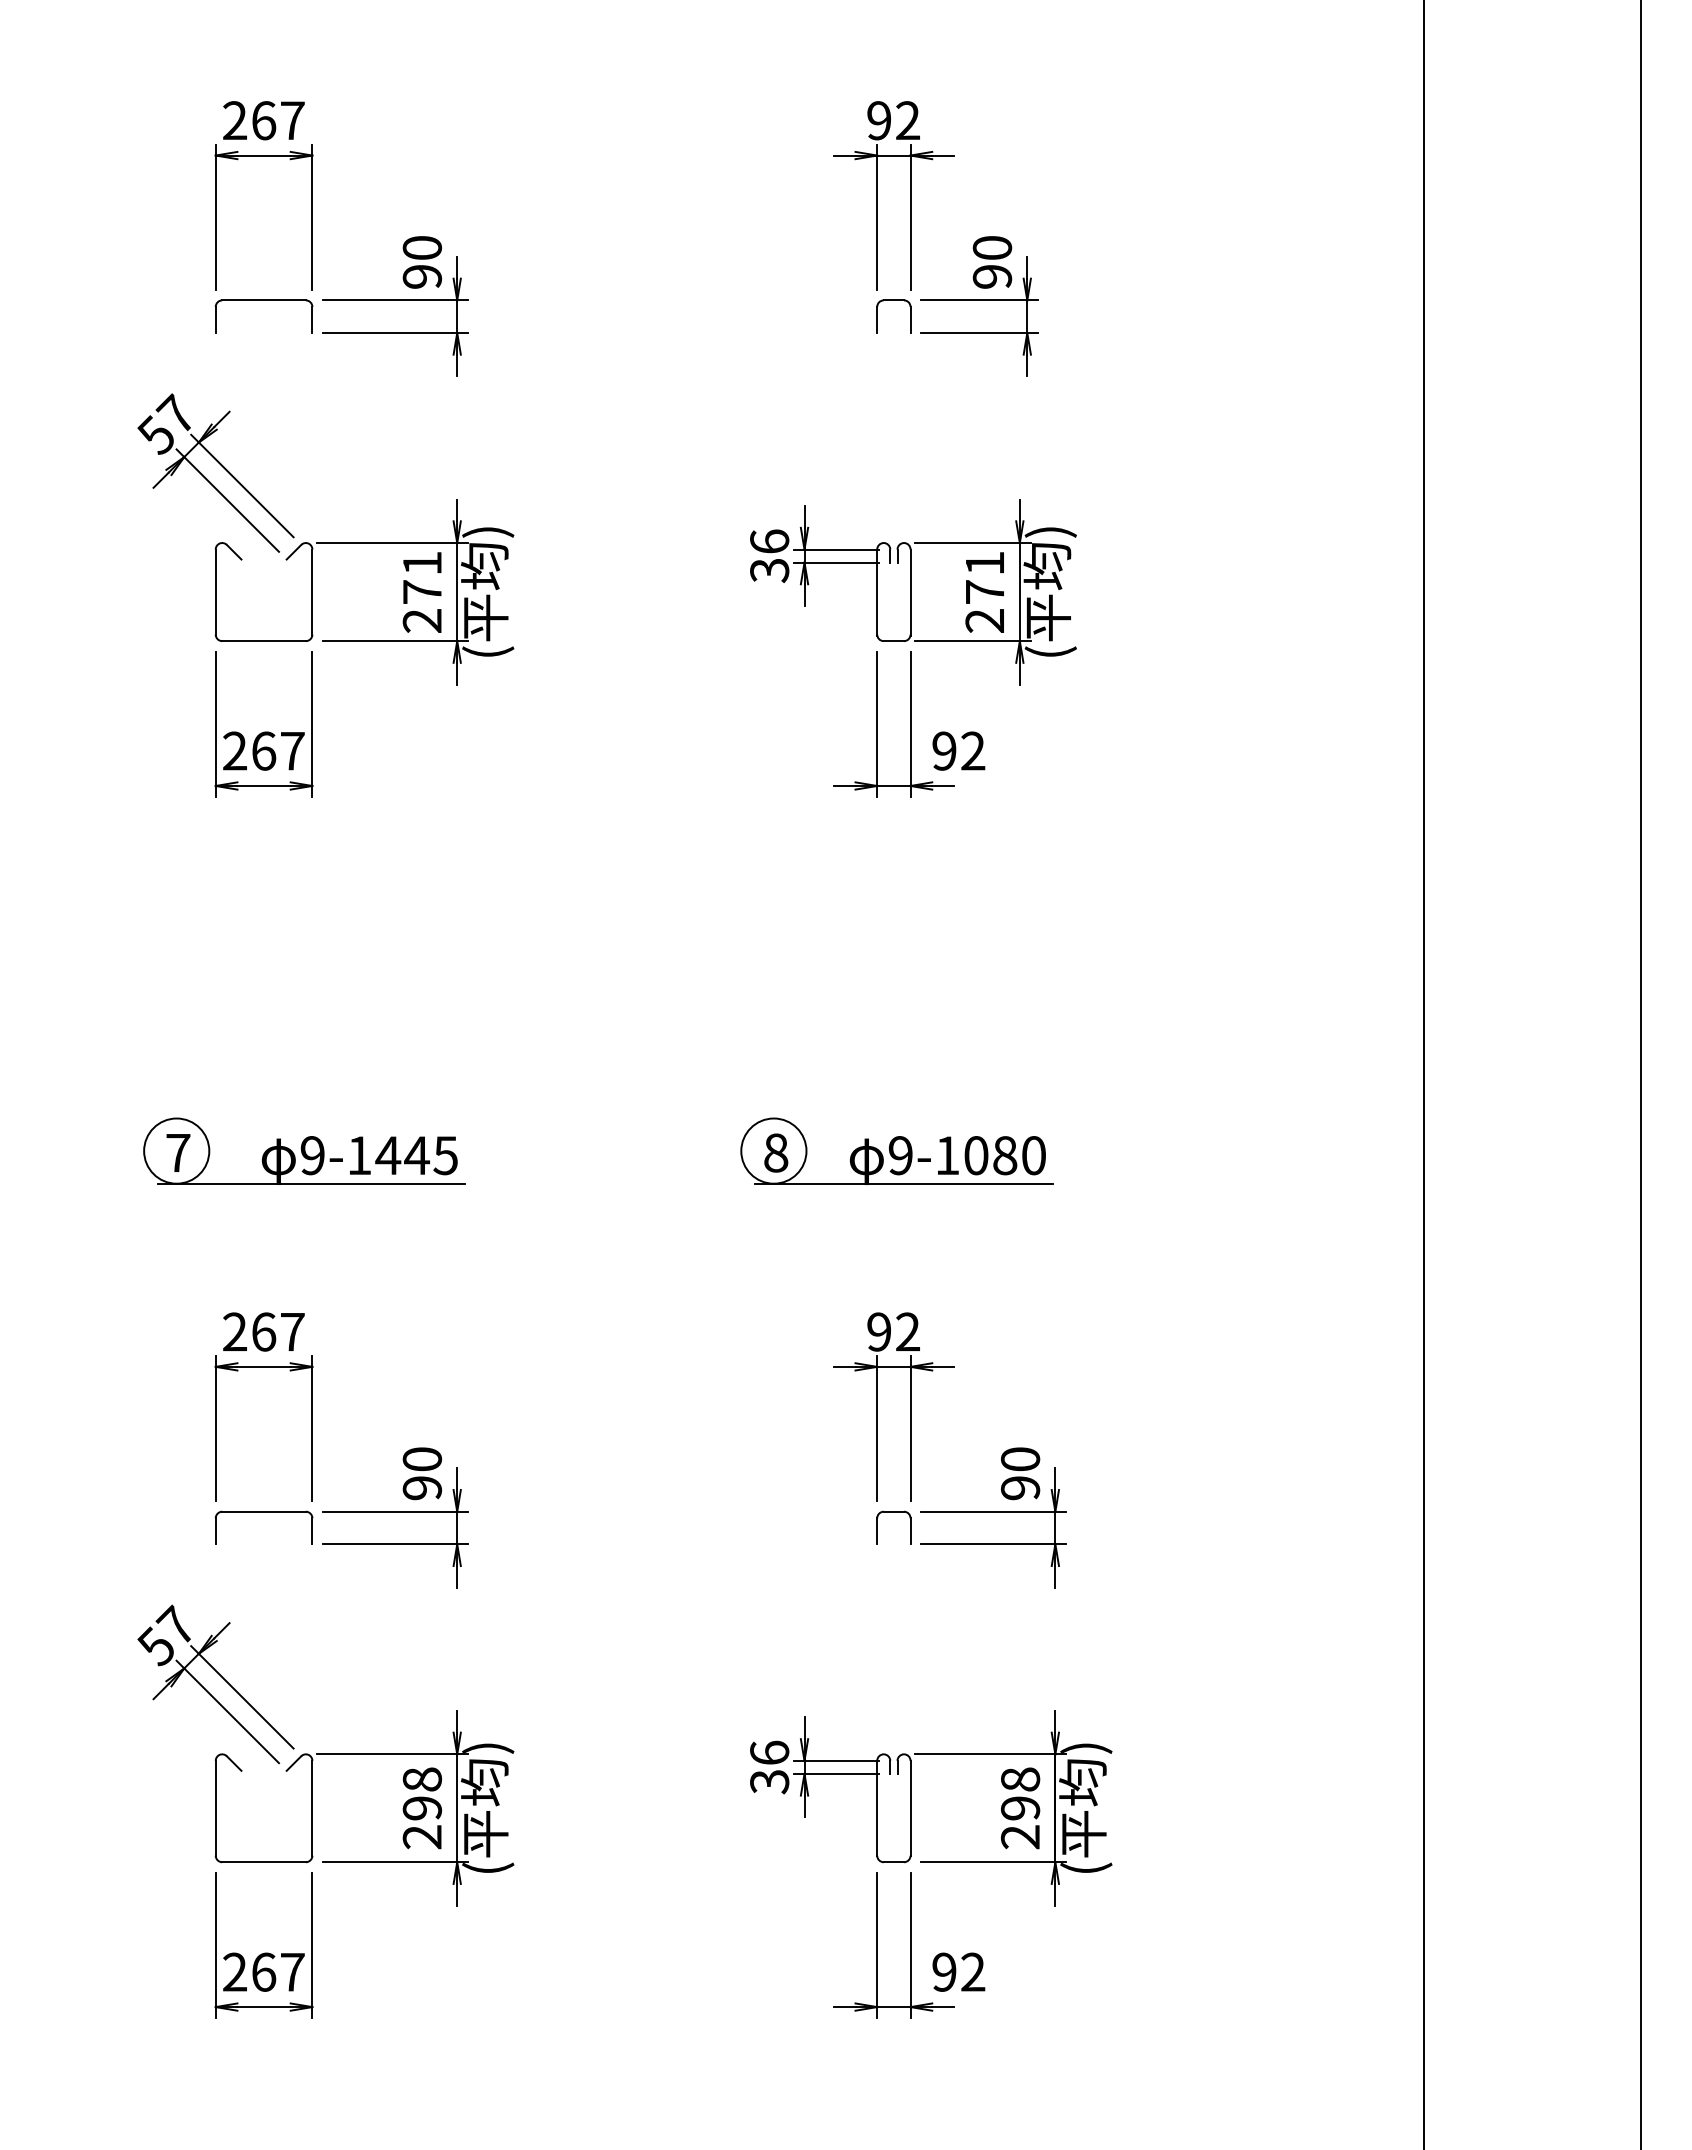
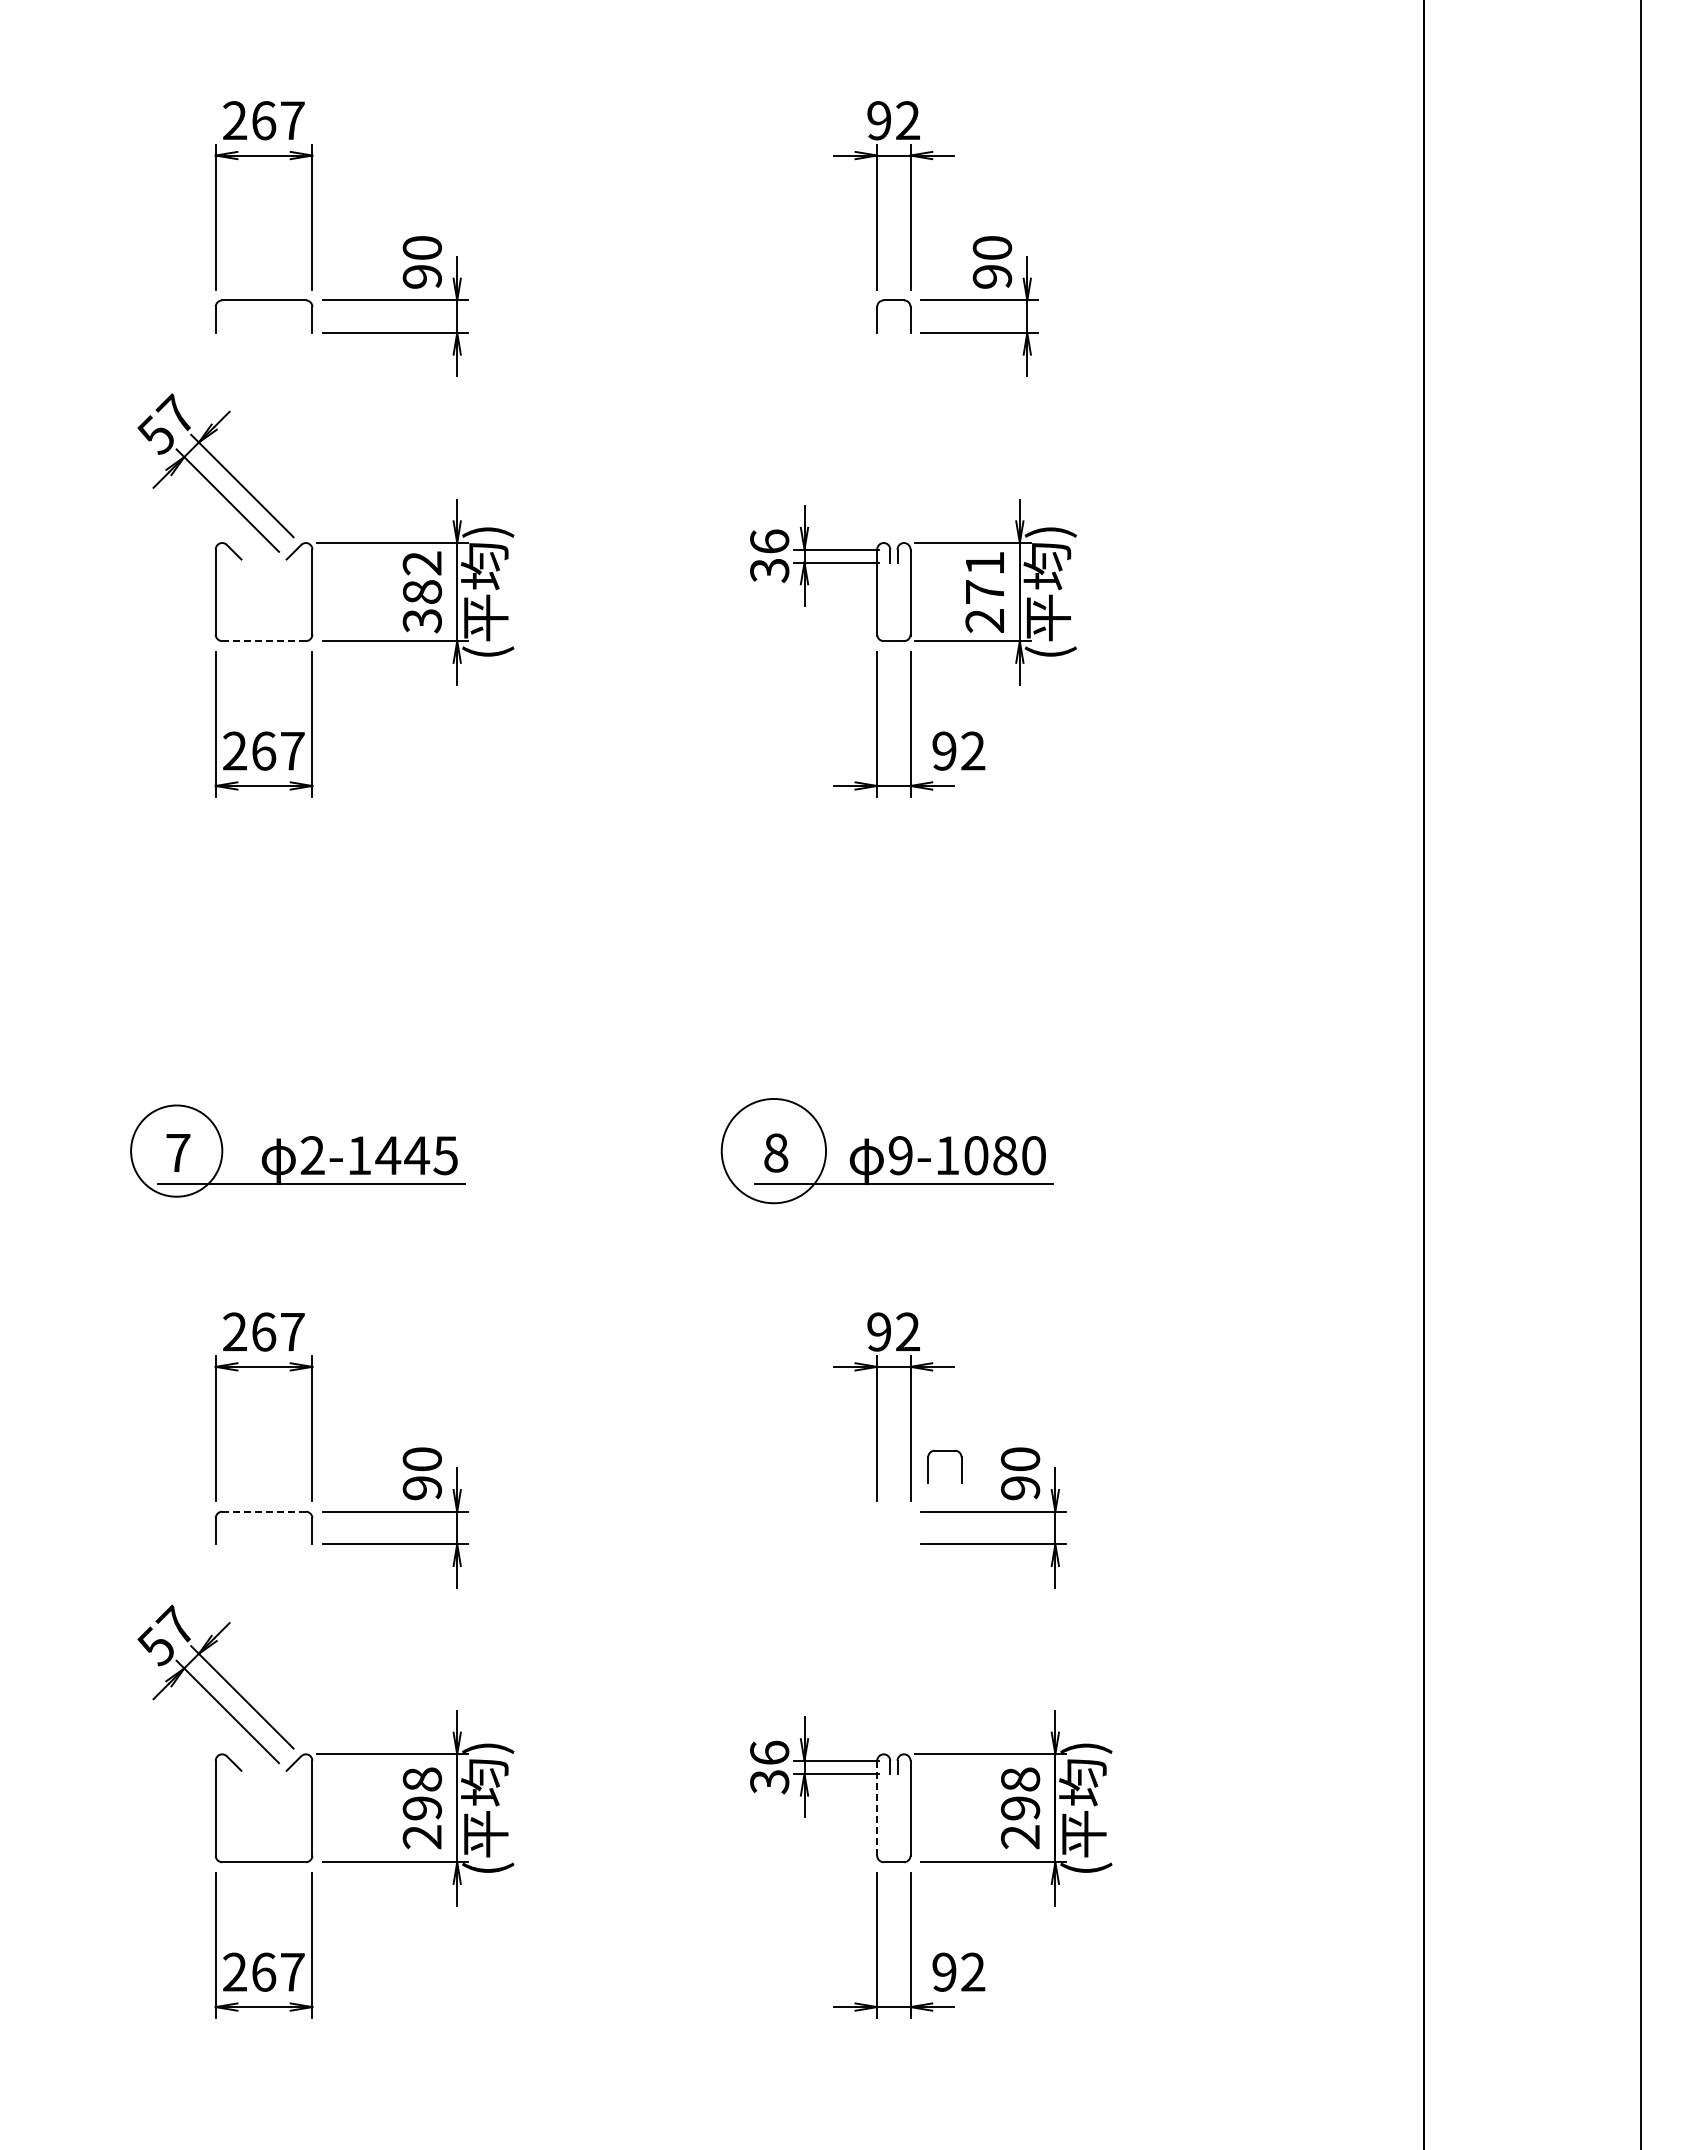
text: 271 -> 382 (422, 592)
line: solid -> dashed (264, 641)
circle diameter: 65 px -> 91 px (176, 1150)
circle diameter: 65 px -> 104 px (773, 1150)
text: 9-1445 -> 2-1445 (312, 1155)
line: solid -> dashed (264, 1511)
part position: (893, 1512) -> (944, 1451) (944, 1451)
line: solid -> dashed (877, 1807)
